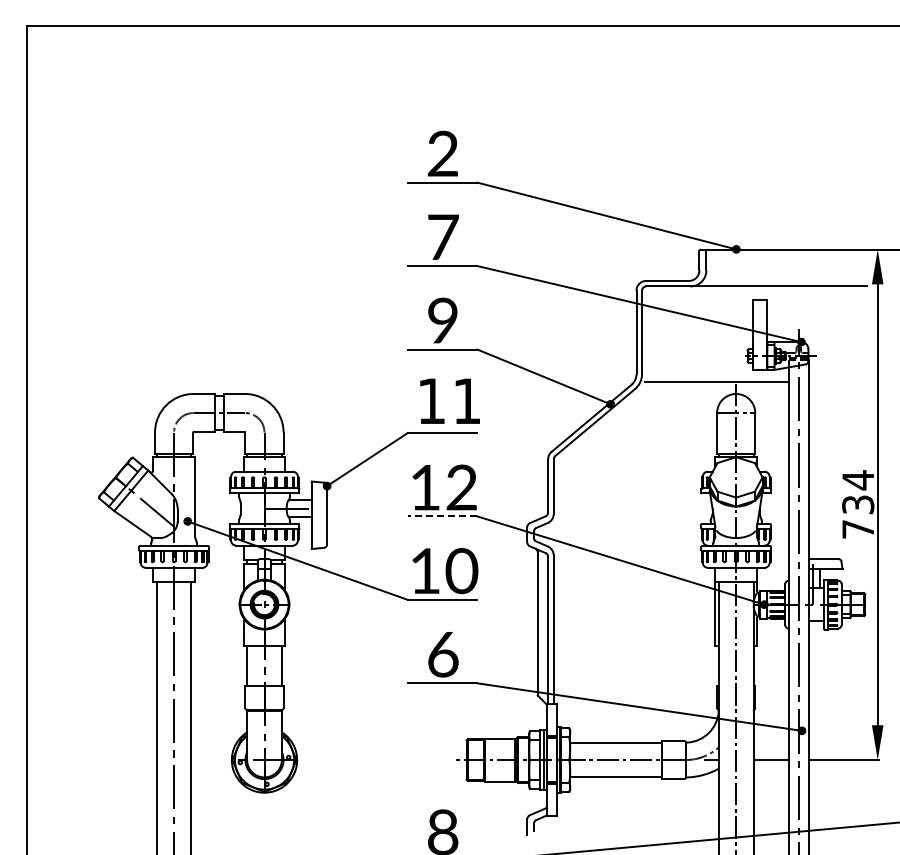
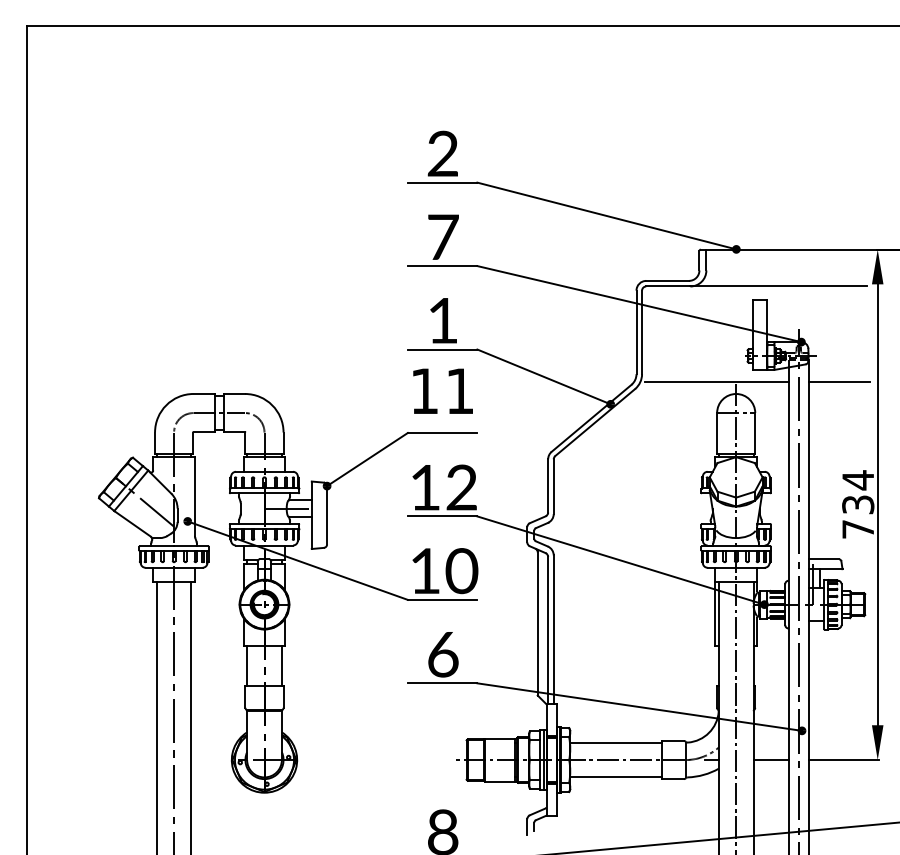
text: 9 -> 1 (442, 320)
line: none -> present (839, 382)
text position: (449, 400) -> (442, 390) (442, 390)
line: dashed -> solid (442, 516)
